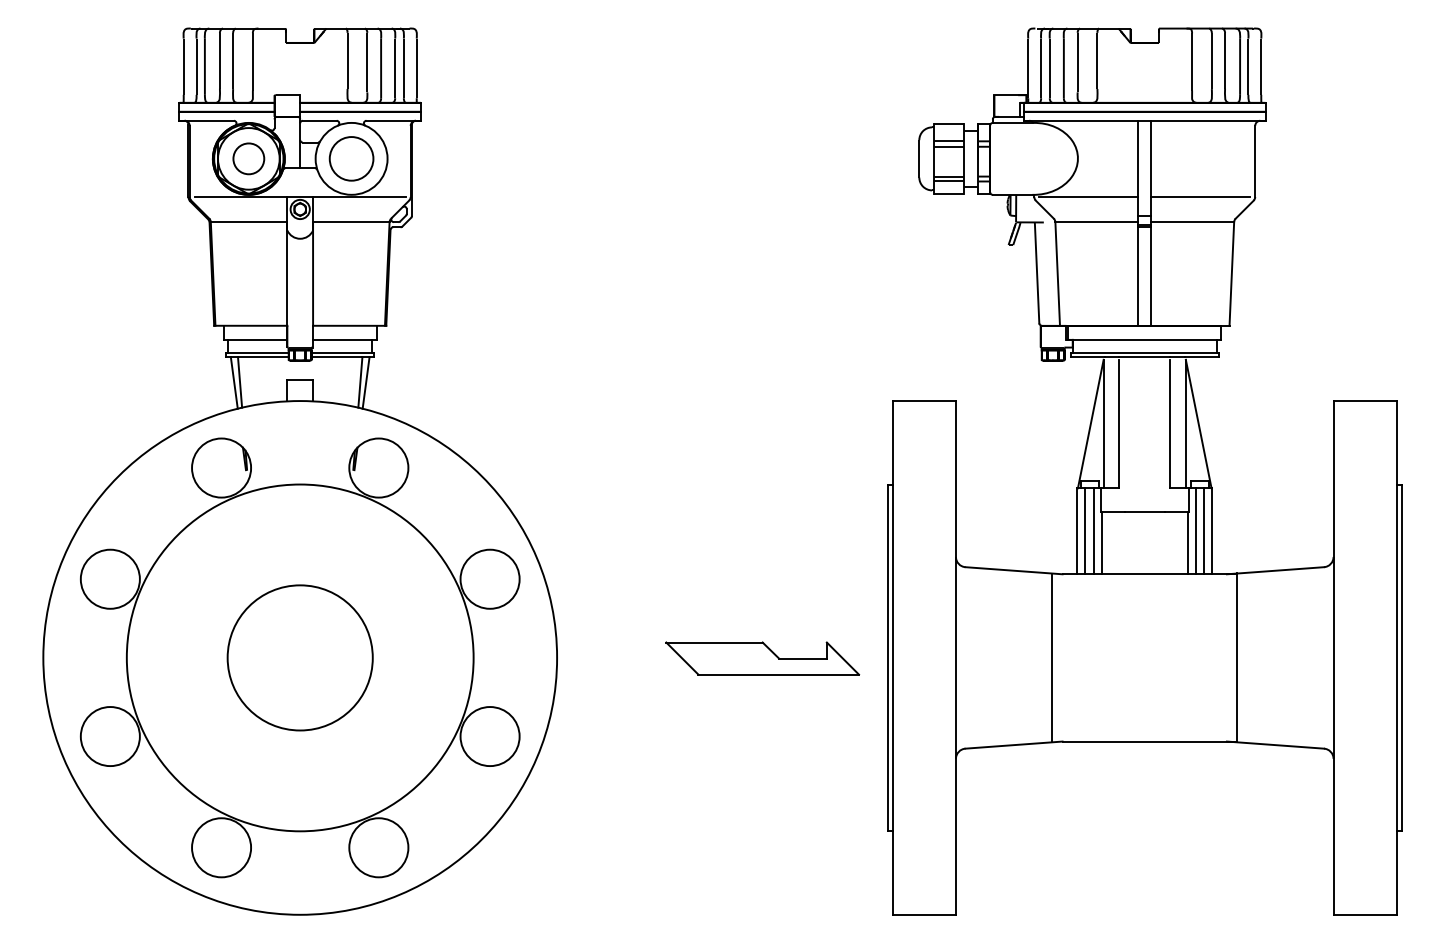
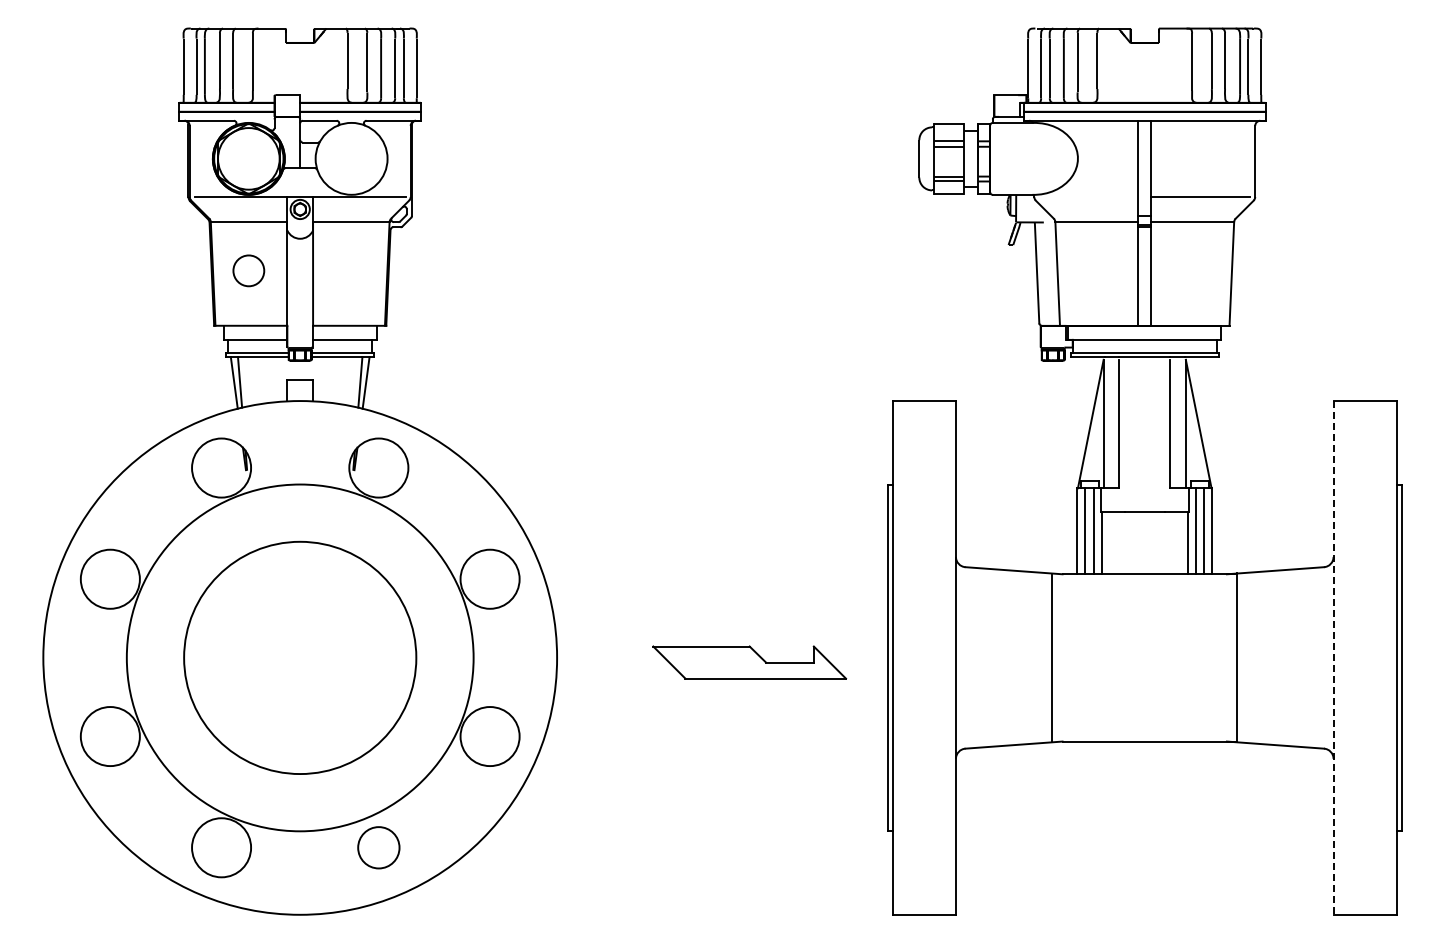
circle position: (248, 158) -> (248, 270) (248, 270)
circle: present -> none (351, 158)
line: present -> none (1088, 197)
circle diameter: 145 px -> 232 px (300, 657)
line: solid -> dashed (1333, 657)
part position: (762, 658) -> (749, 662) (749, 662)
circle diameter: 59 px -> 41 px (378, 847)
